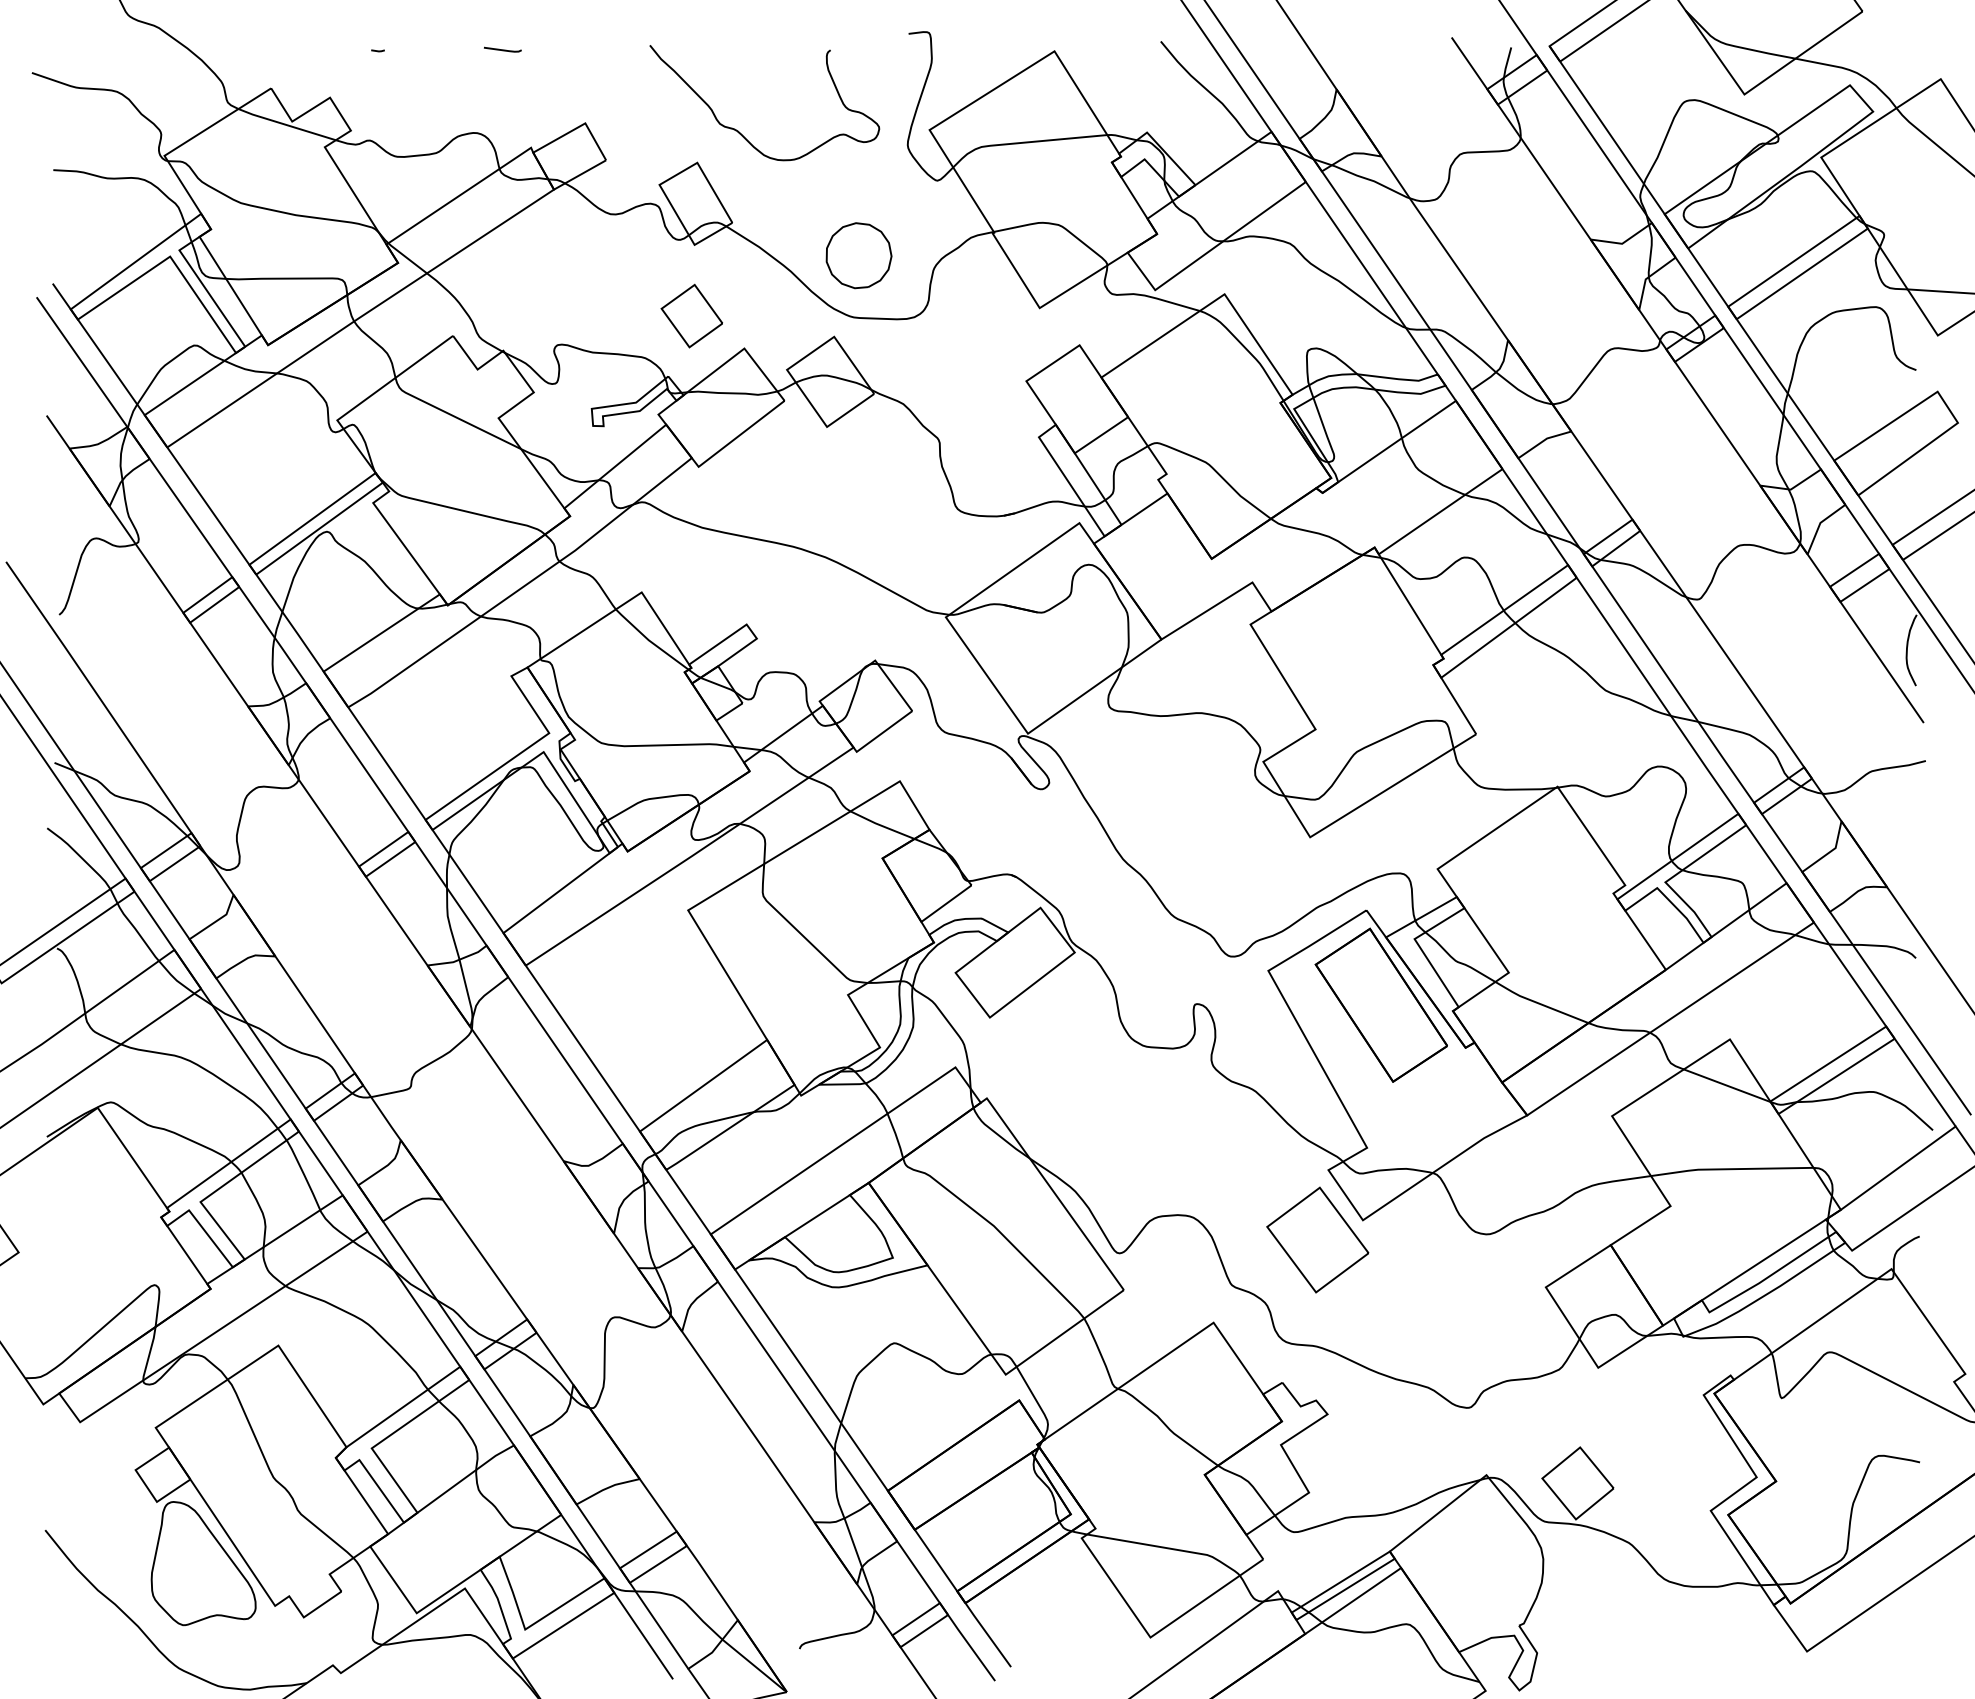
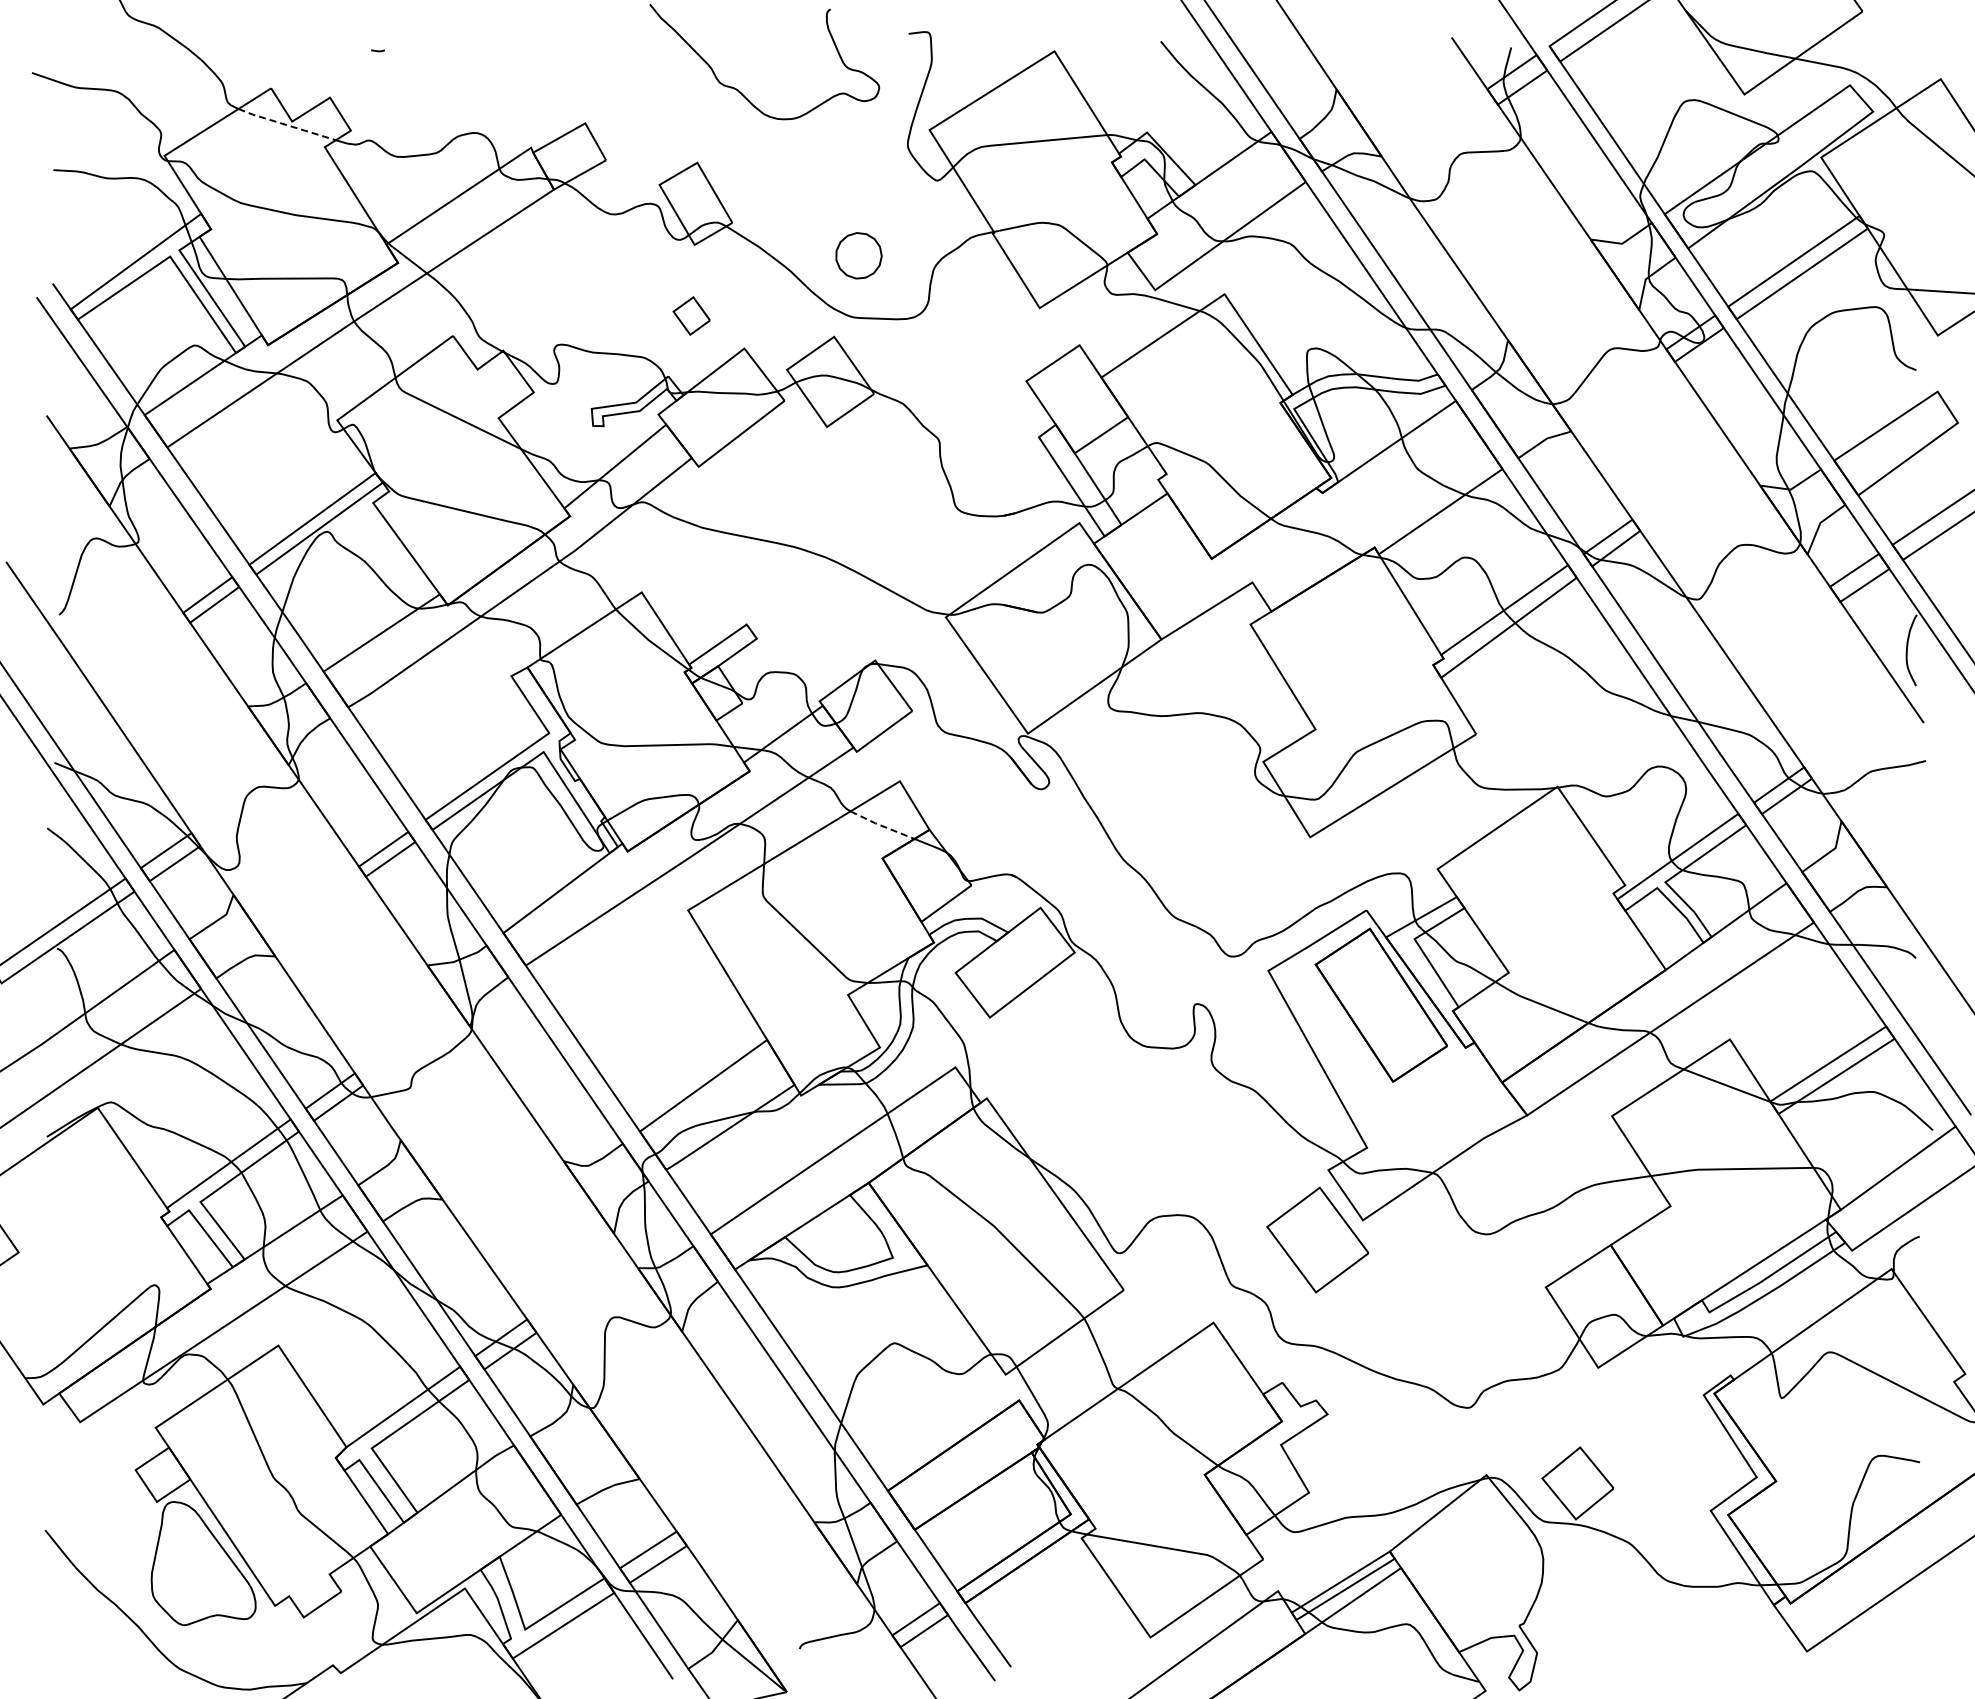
line: present -> none (502, 49)
line: solid -> dashed (286, 125)
curve position: (738, 130) -> (738, 89) (738, 89)
part size: 68x68 px -> 48x48 px (858, 255)
part size: 63x66 px -> 39x40 px (691, 315)
line: solid -> dashed (881, 825)
